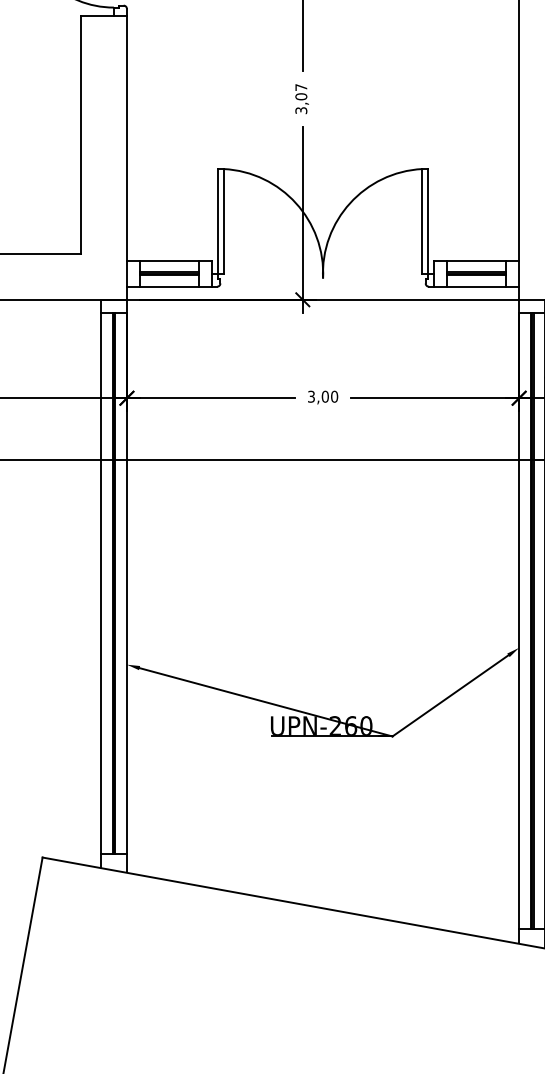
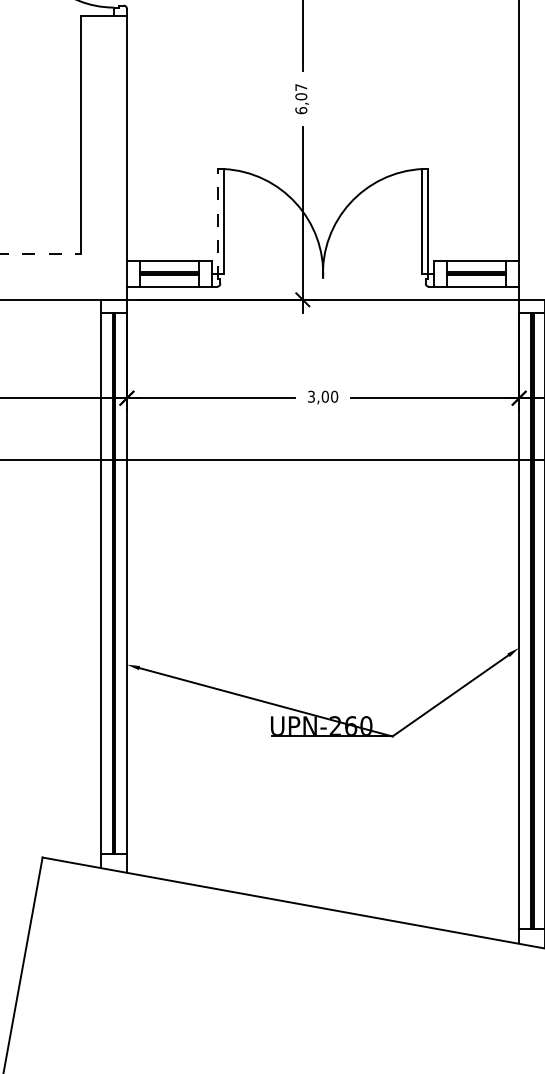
text: 3,07 -> 6,07 (301, 110)
line: solid -> dashed (218, 223)
line: solid -> dashed (41, 254)
